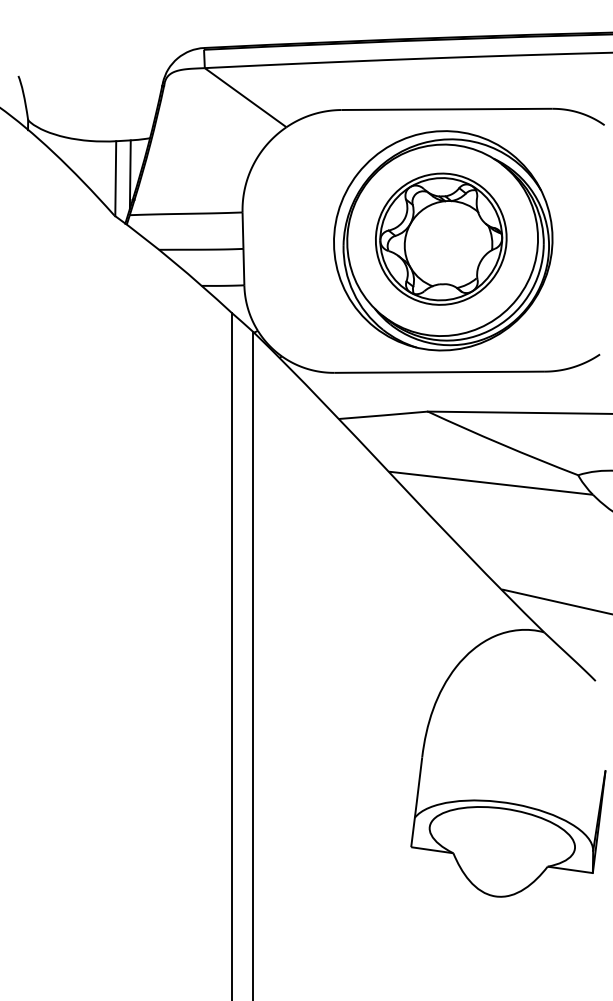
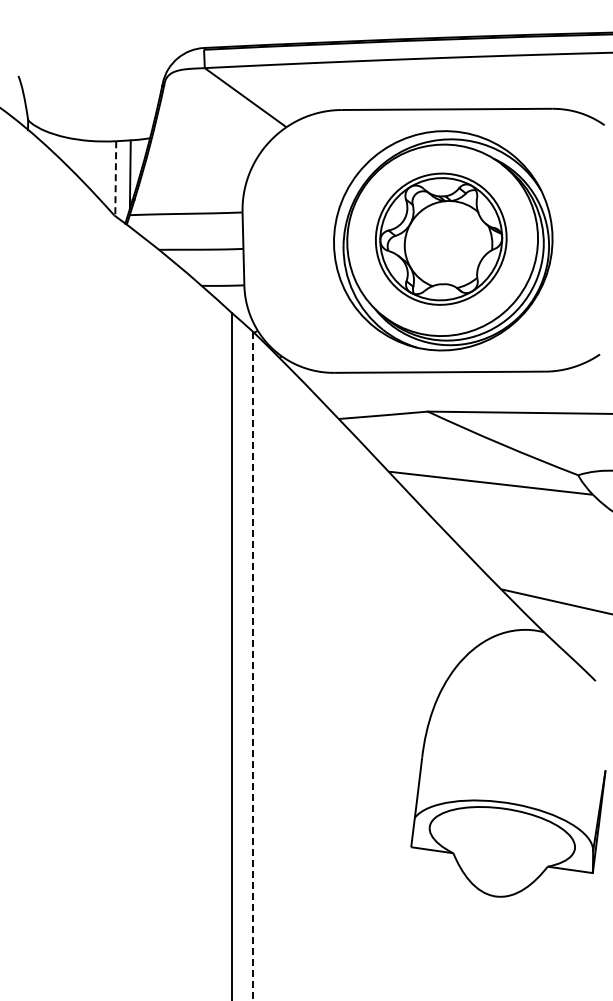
line: solid -> dashed (115, 179)
line: solid -> dashed (253, 666)
